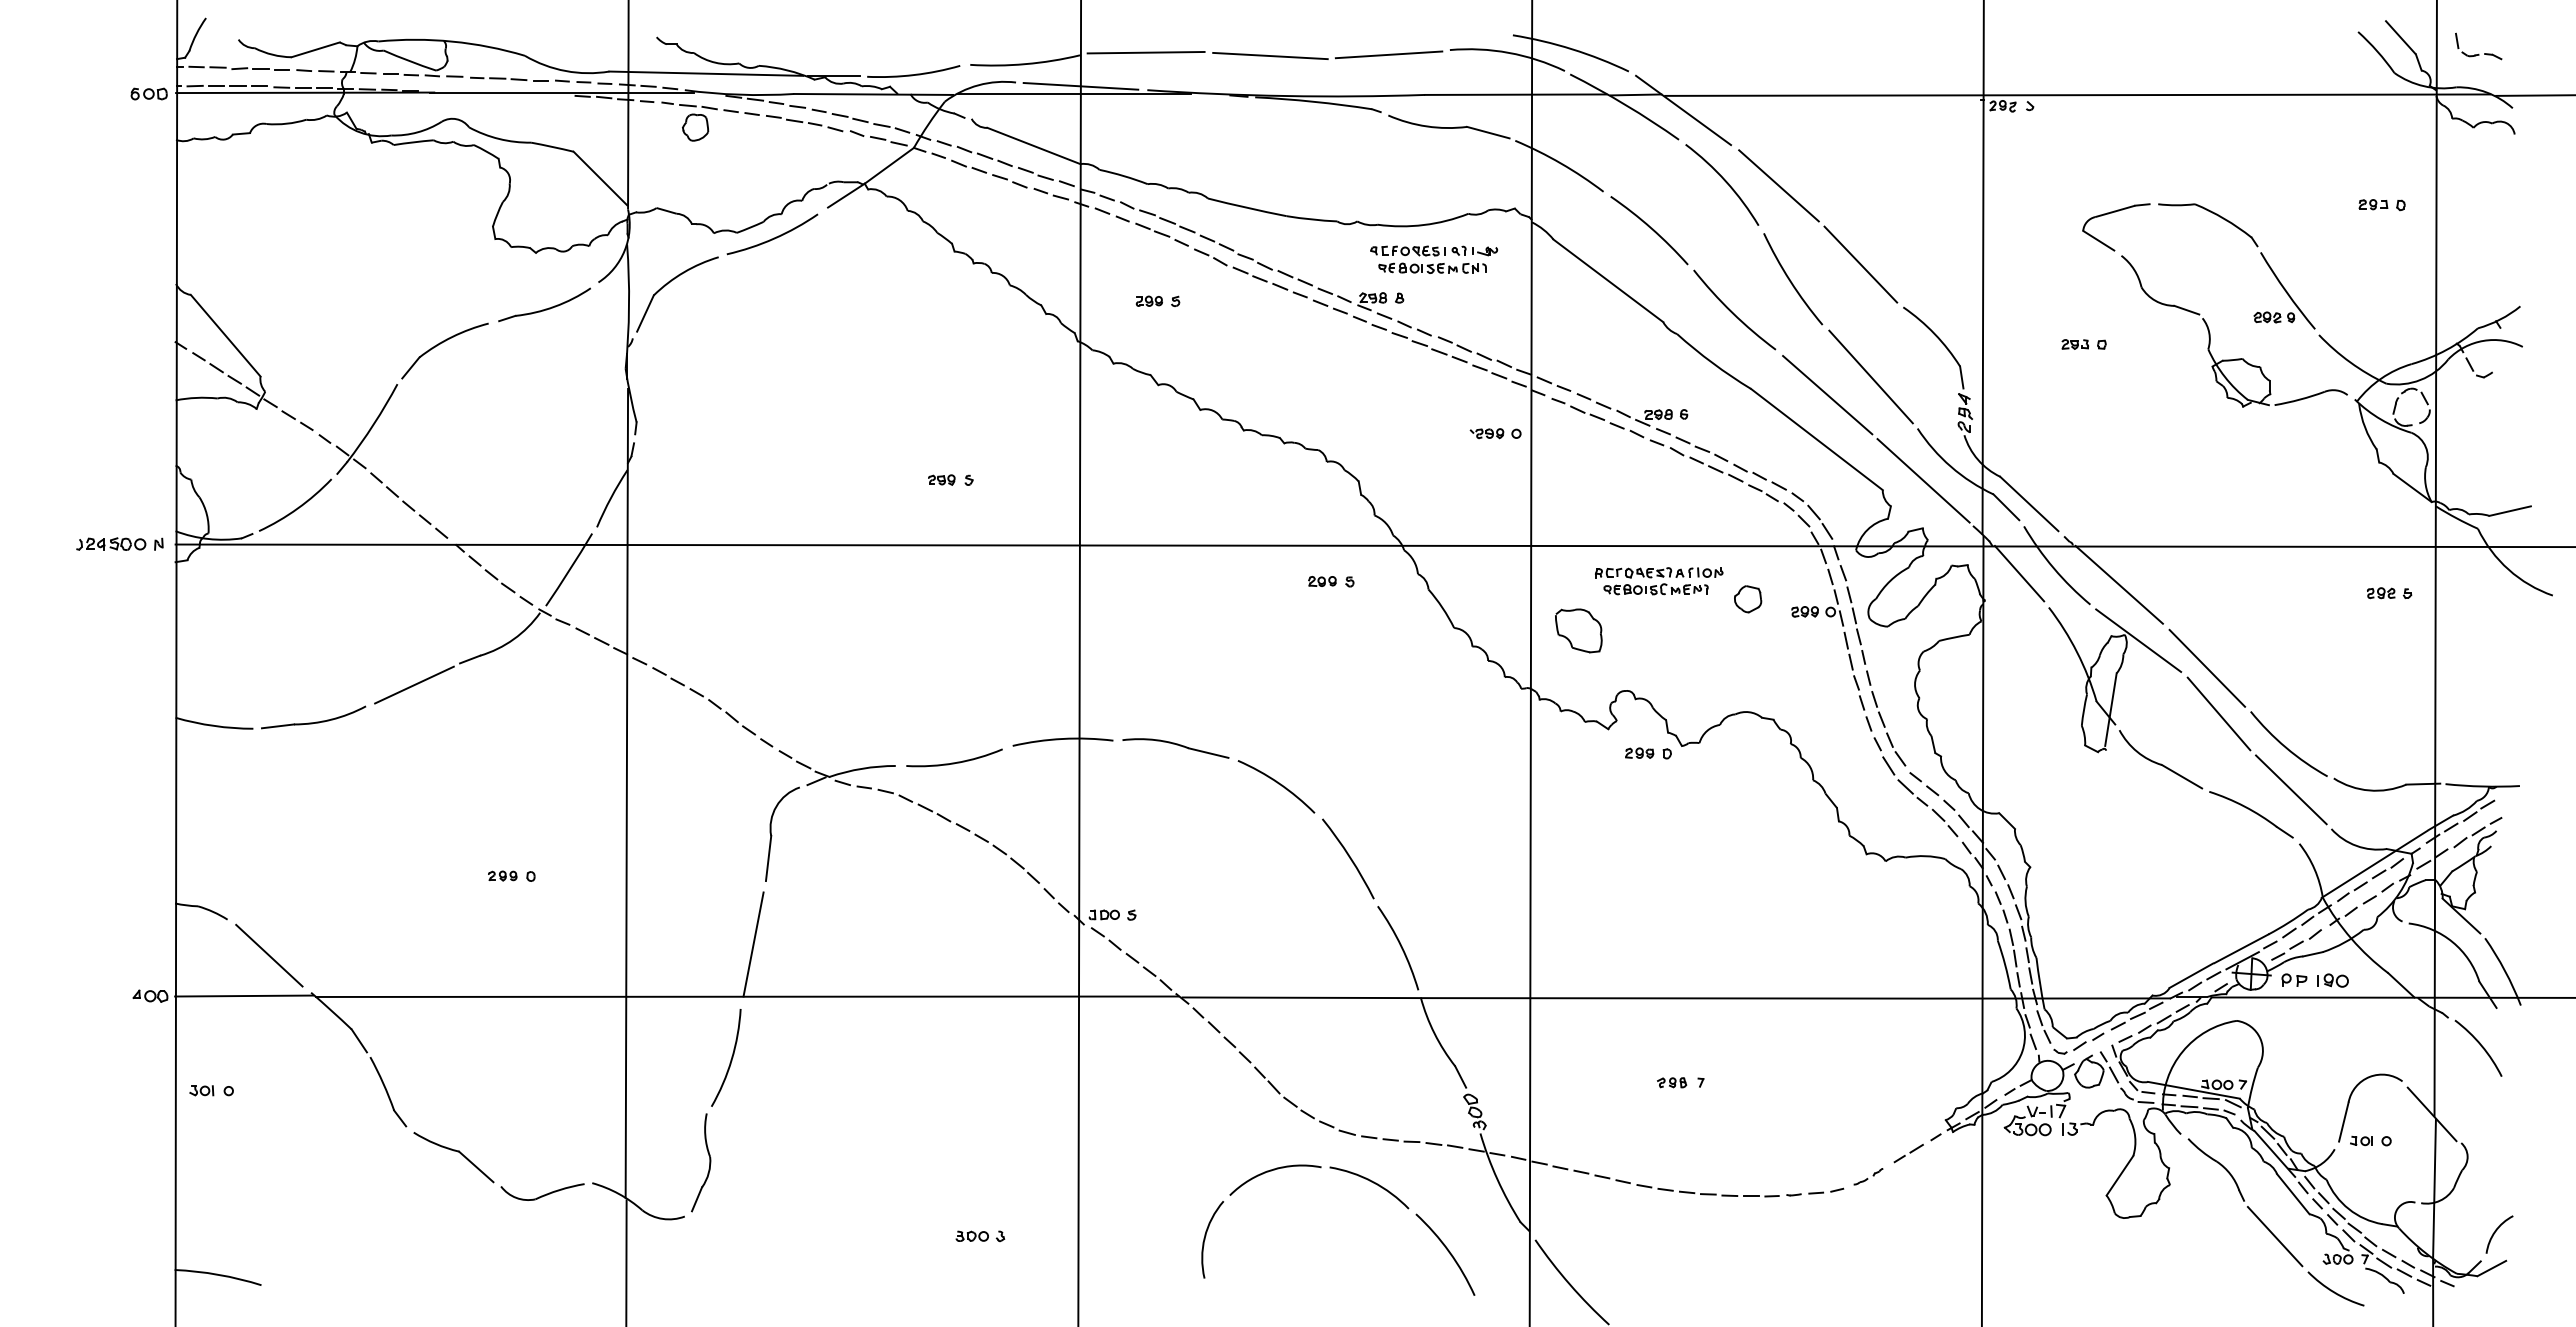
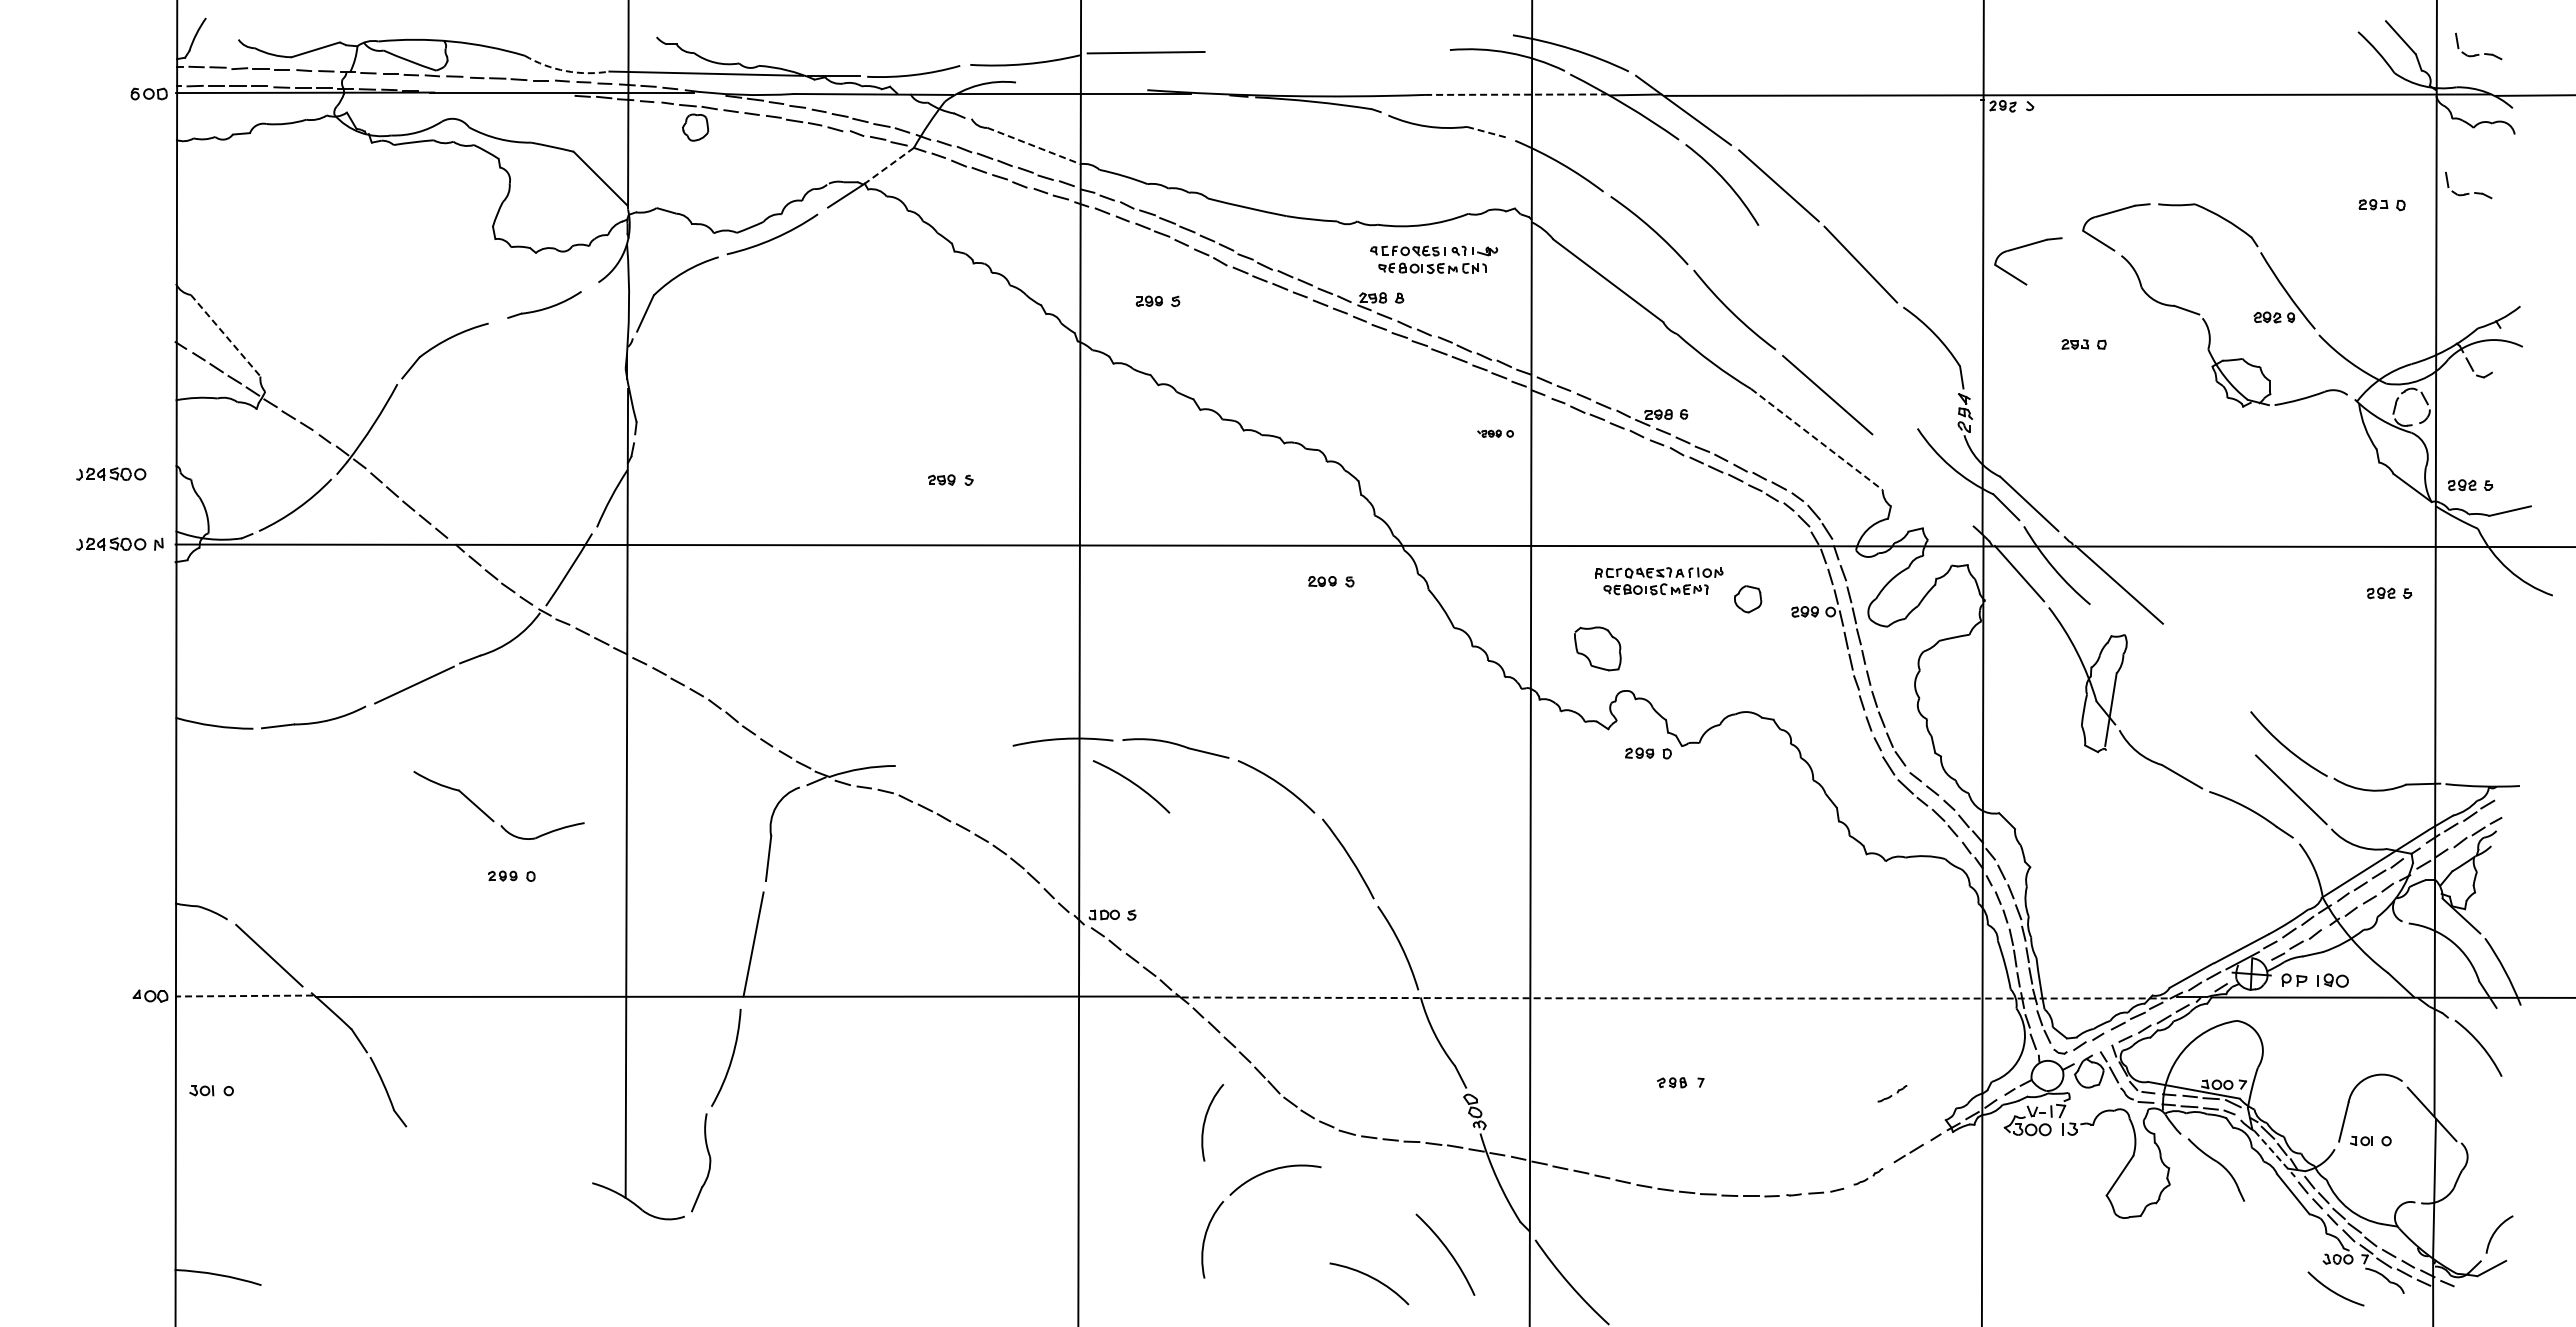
line: present -> none (1388, 54)
line: present -> none (1270, 55)
arc: solid -> dashed (565, 71)
line: present -> none (1080, 86)
line: solid -> dashed (1515, 94)
line: solid -> dashed (1488, 132)
line: solid -> dashed (1033, 146)
line: solid -> dashed (888, 166)
part: none -> present (2468, 192)
part: none -> present (2024, 247)
arc: present -> none (1791, 280)
part size: 93x36 px -> 75x28 px (544, 304)
line: solid -> dashed (225, 335)
line: present -> none (1870, 376)
part size: 53x12 px -> 37x9 px (1495, 433)
line: solid -> dashed (1817, 439)
part: none -> present (111, 473)
line: present -> none (1923, 480)
part: none -> present (2470, 485)
part position: (1578, 630) -> (1597, 648) (1597, 648)
line: present -> none (2138, 640)
line: present -> none (2207, 667)
line: present -> none (2218, 713)
arc: present -> none (957, 761)
arc: none -> present (1133, 784)
line: solid -> dashed (244, 996)
arc: solid -> dashed (1676, 998)
part: none -> present (1892, 1093)
arc: none -> present (1206, 1119)
line: solid -> dashed (2274, 1154)
part position: (488, 1176) -> (488, 815) (488, 815)
arc position: (1371, 1182) -> (1371, 1278) (1371, 1278)
part: present -> none (980, 1236)
line: present -> none (2274, 1236)
line: present -> none (626, 1261)
